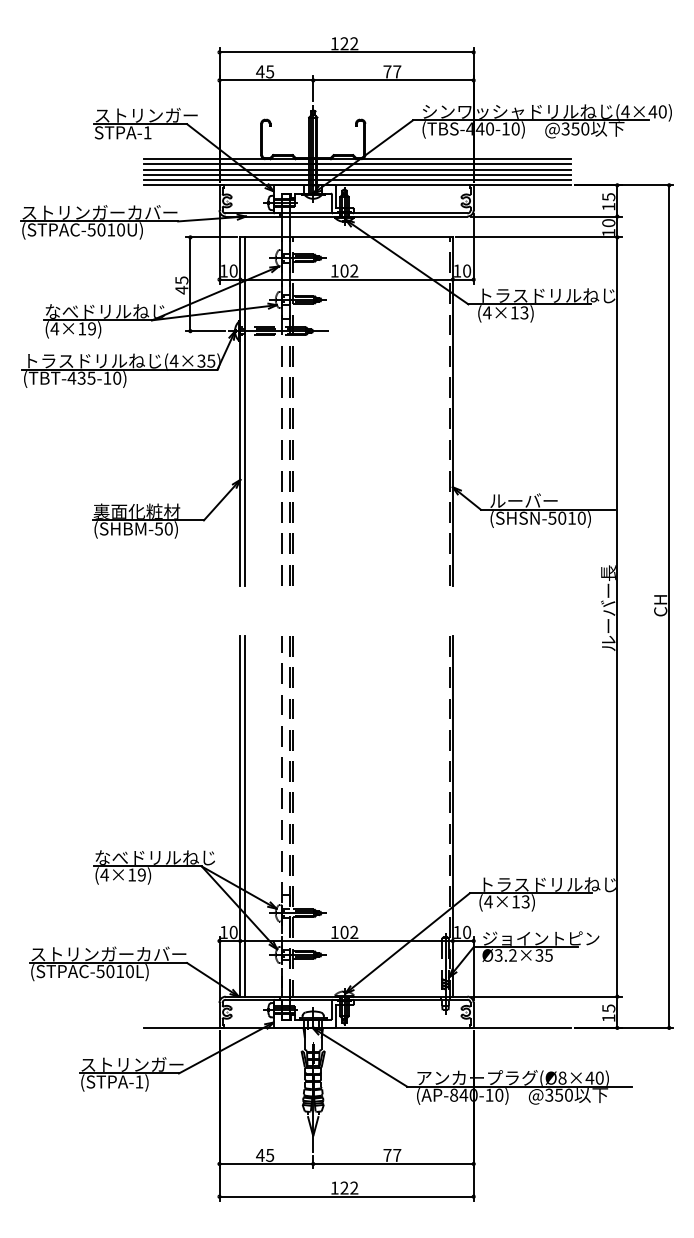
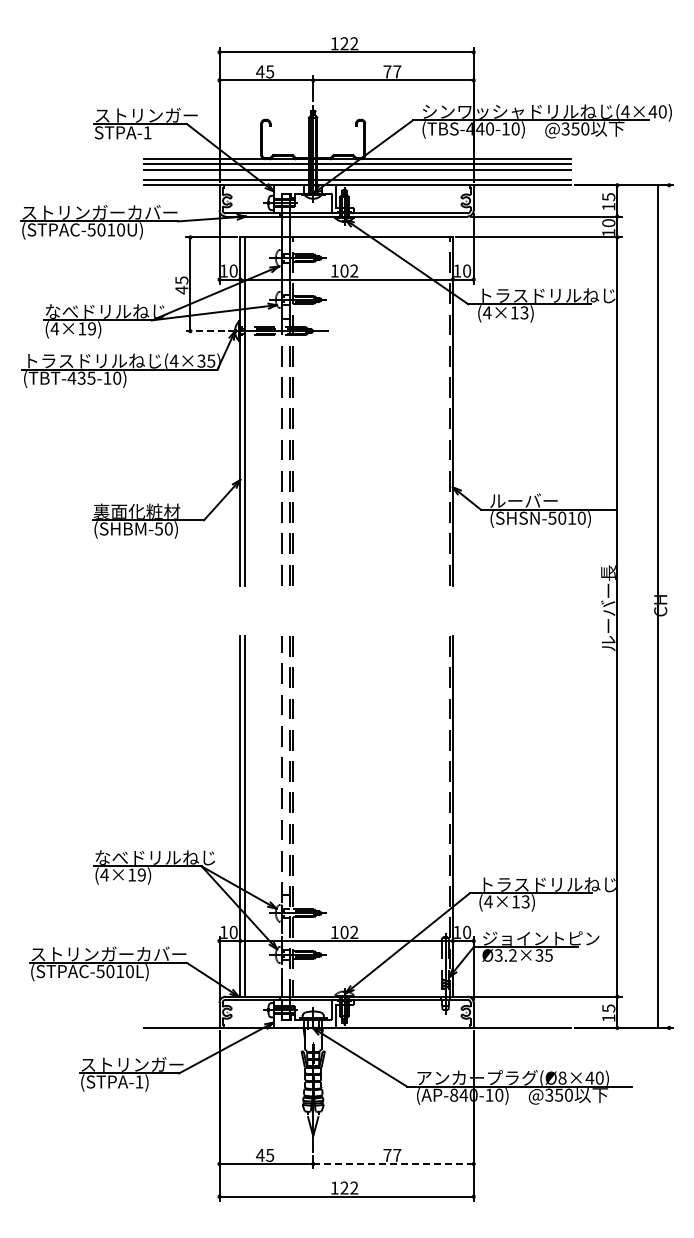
line: present -> none (357, 174)
line: solid -> dashed (204, 331)
line position: (669, 606) -> (658, 606) (658, 606)
line: solid -> dashed (392, 1163)
